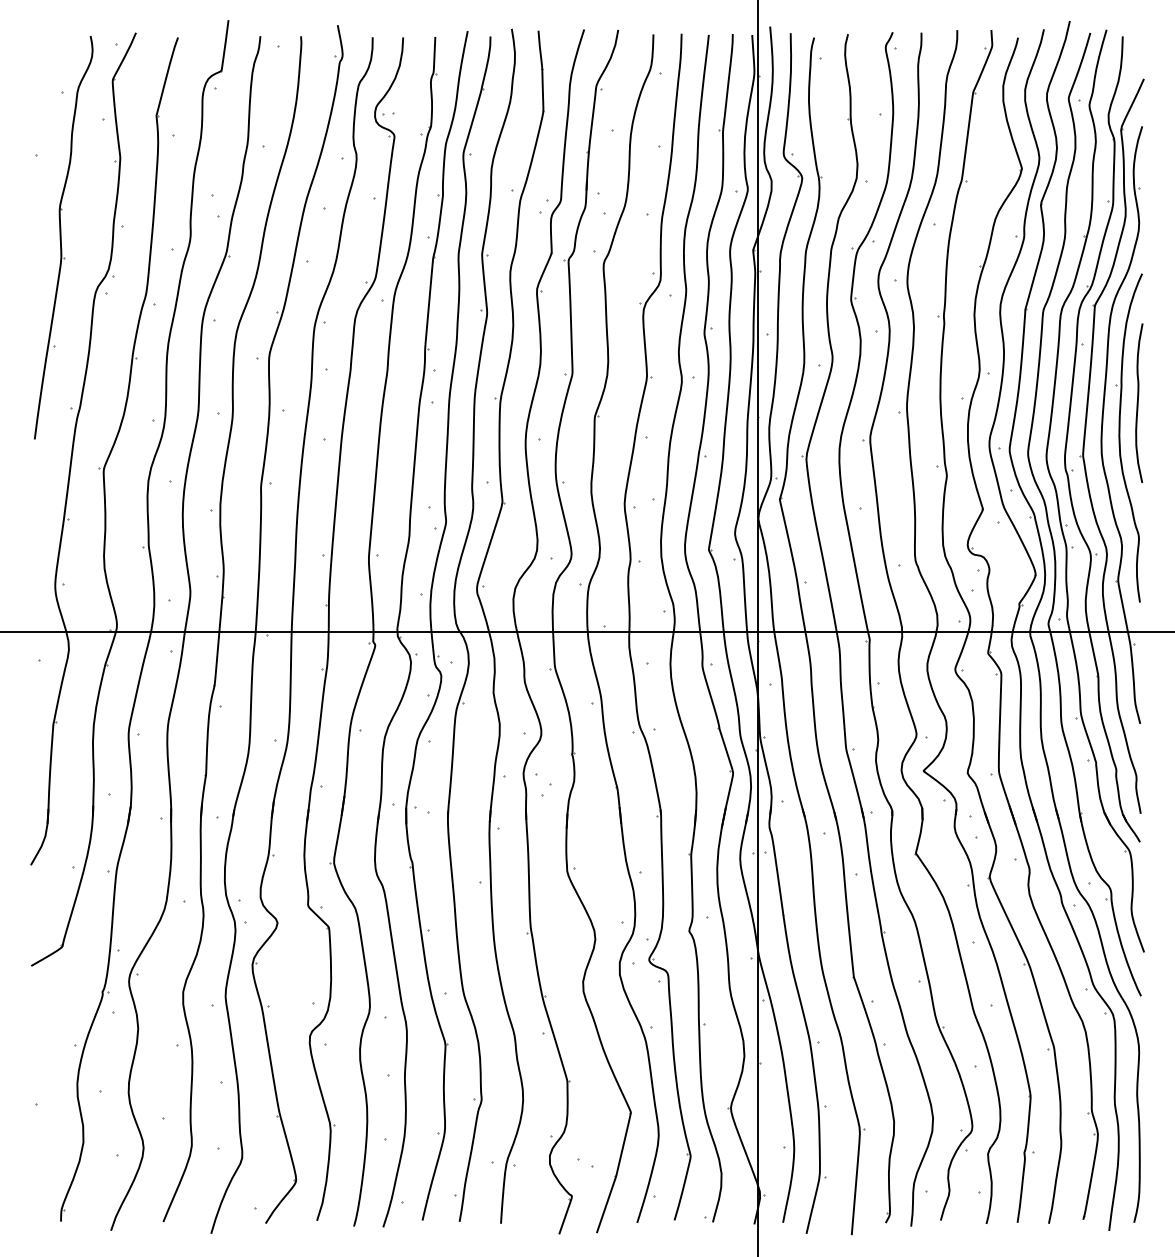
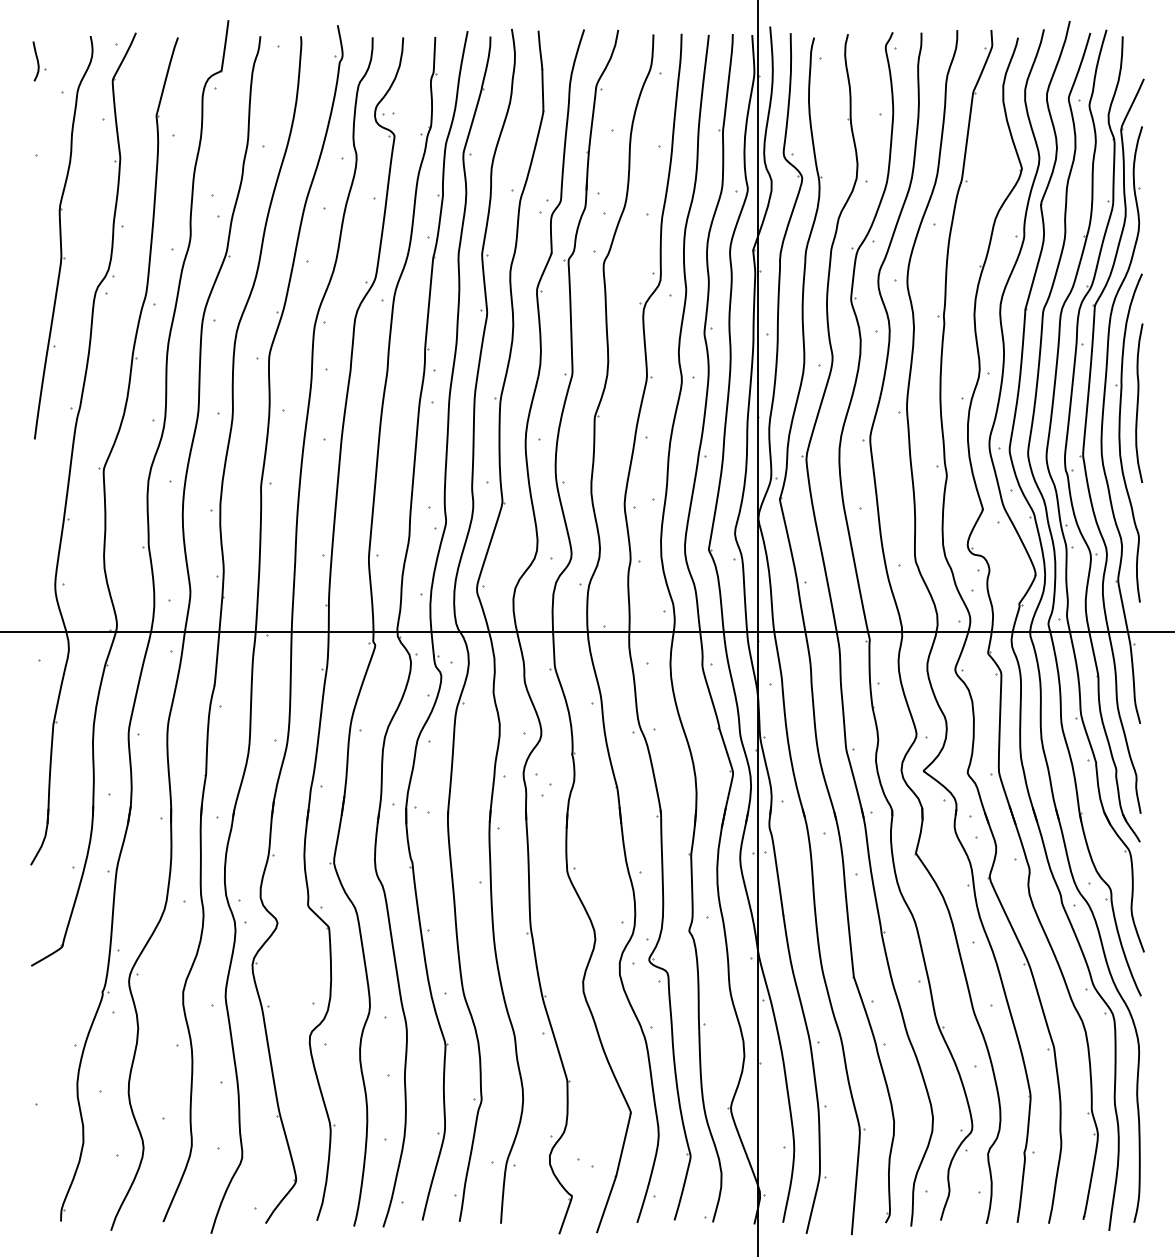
part: none -> present (39, 61)
